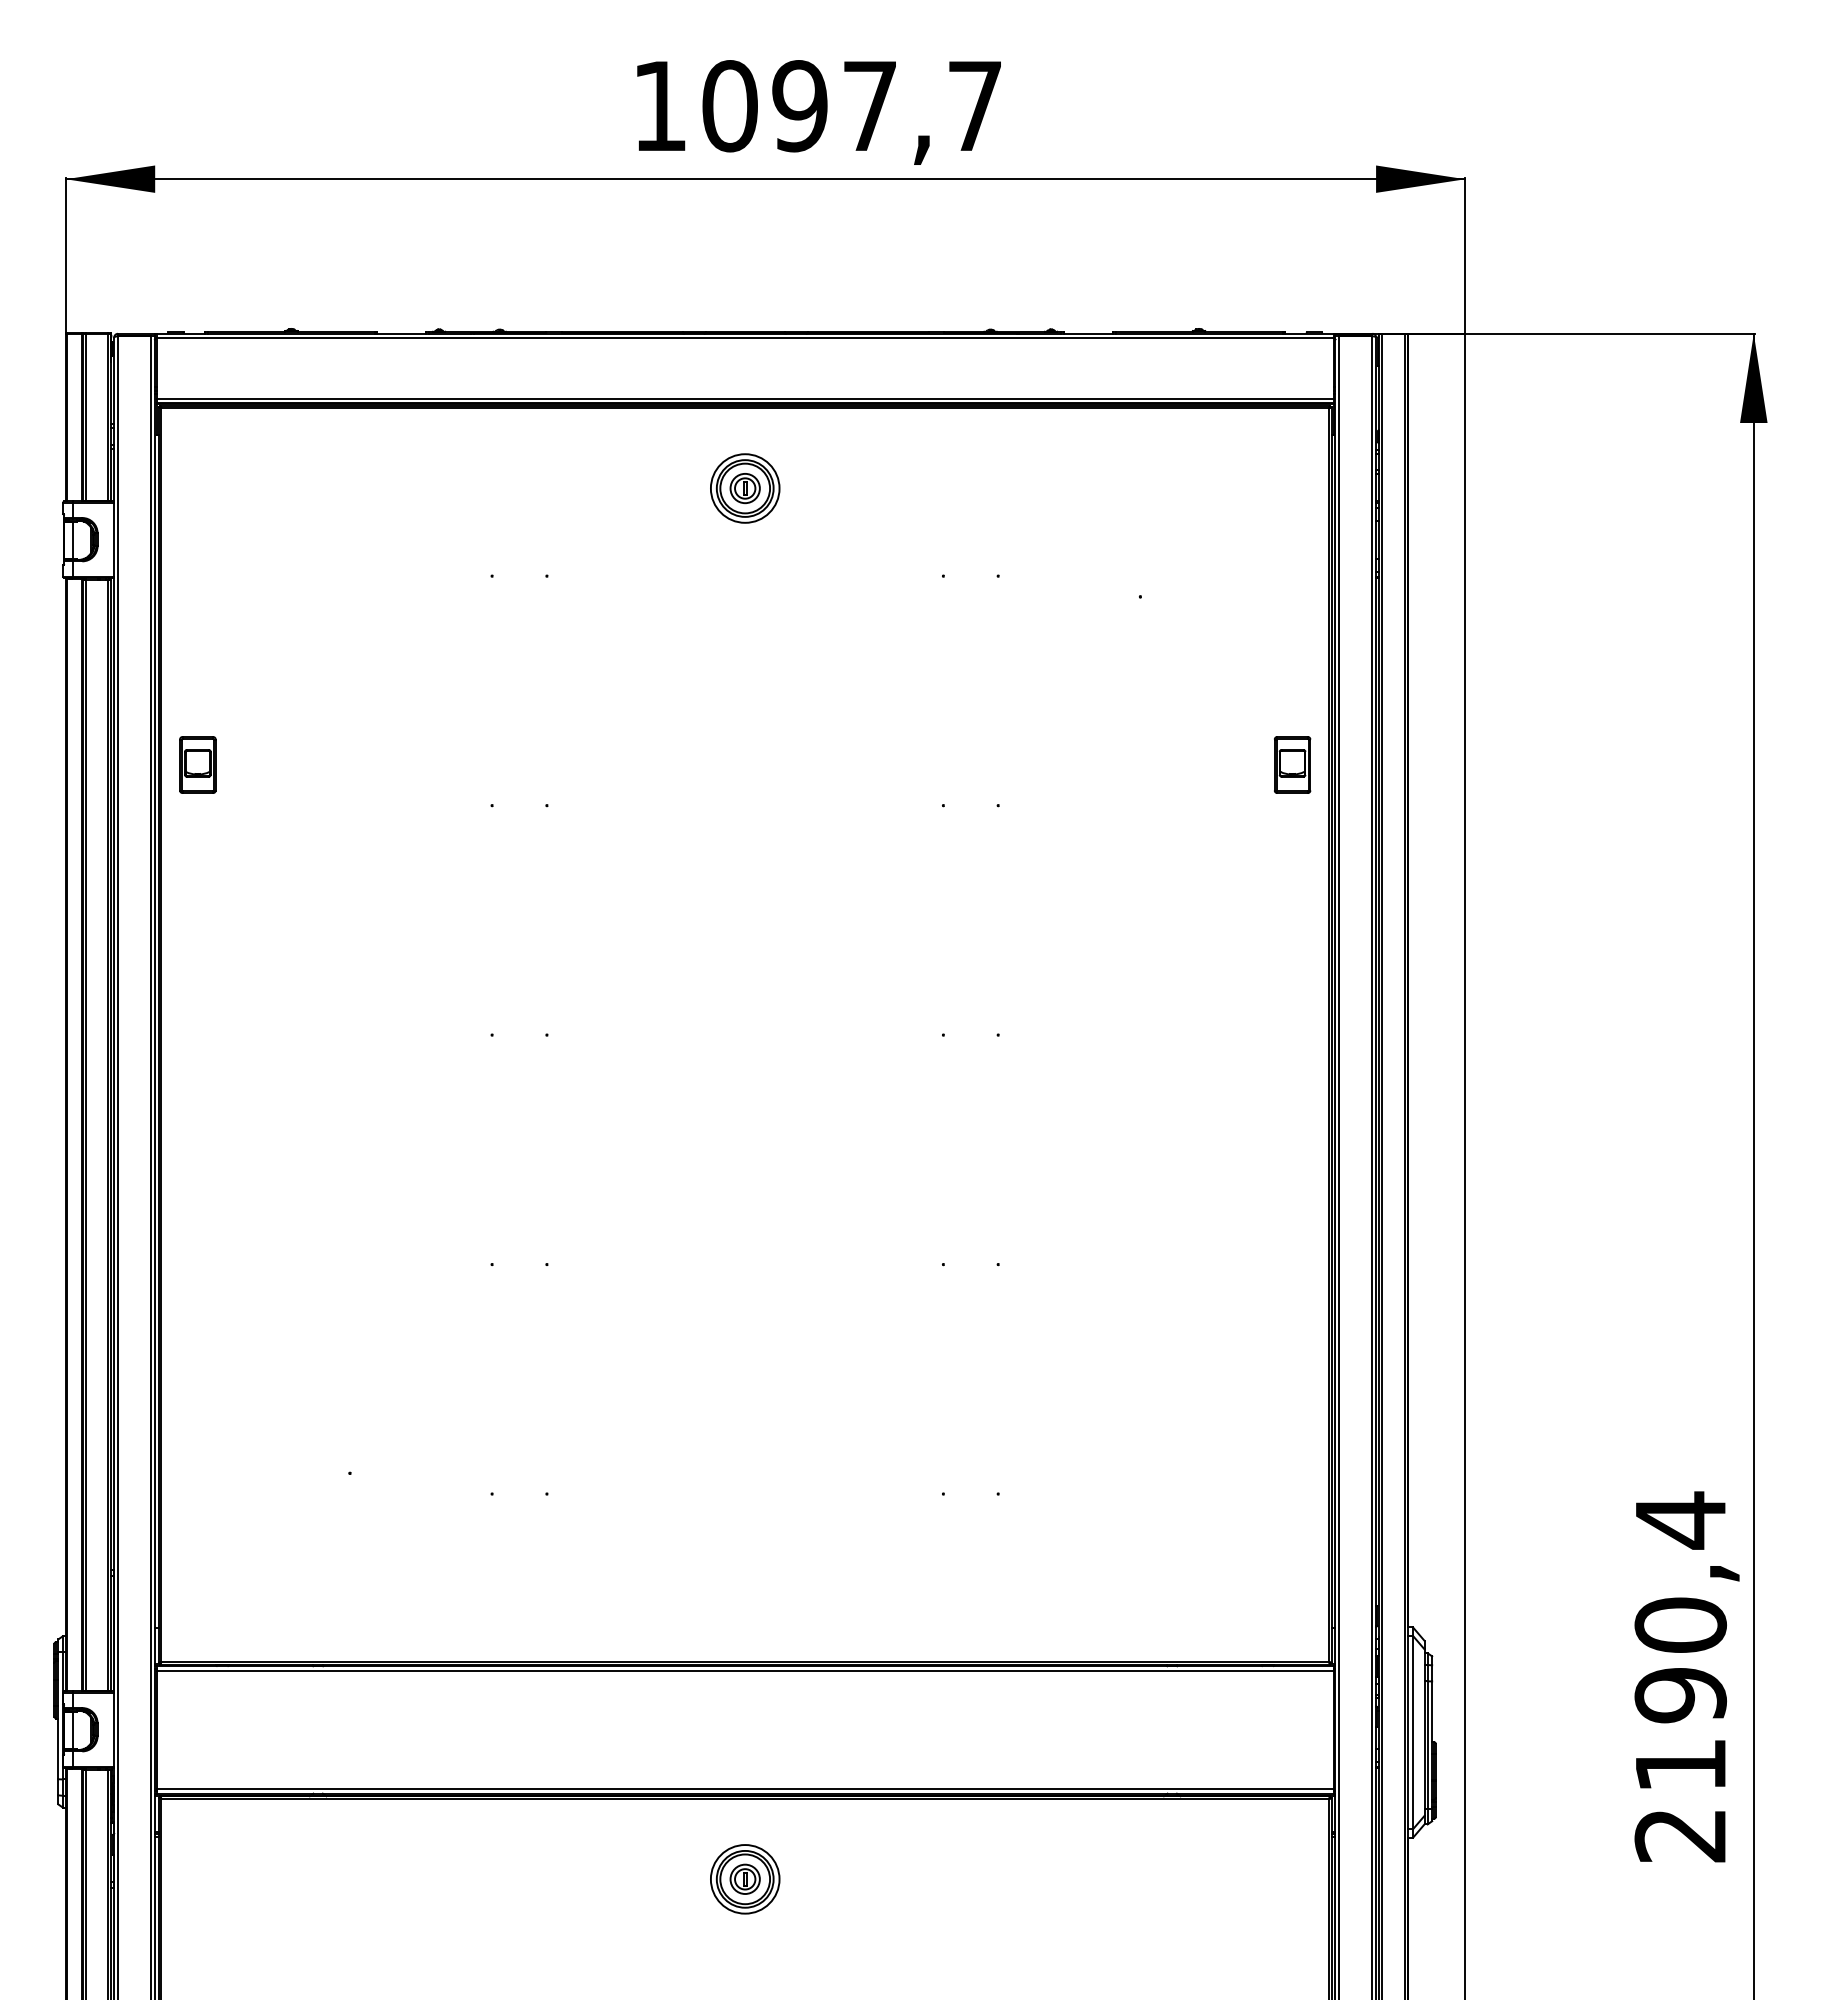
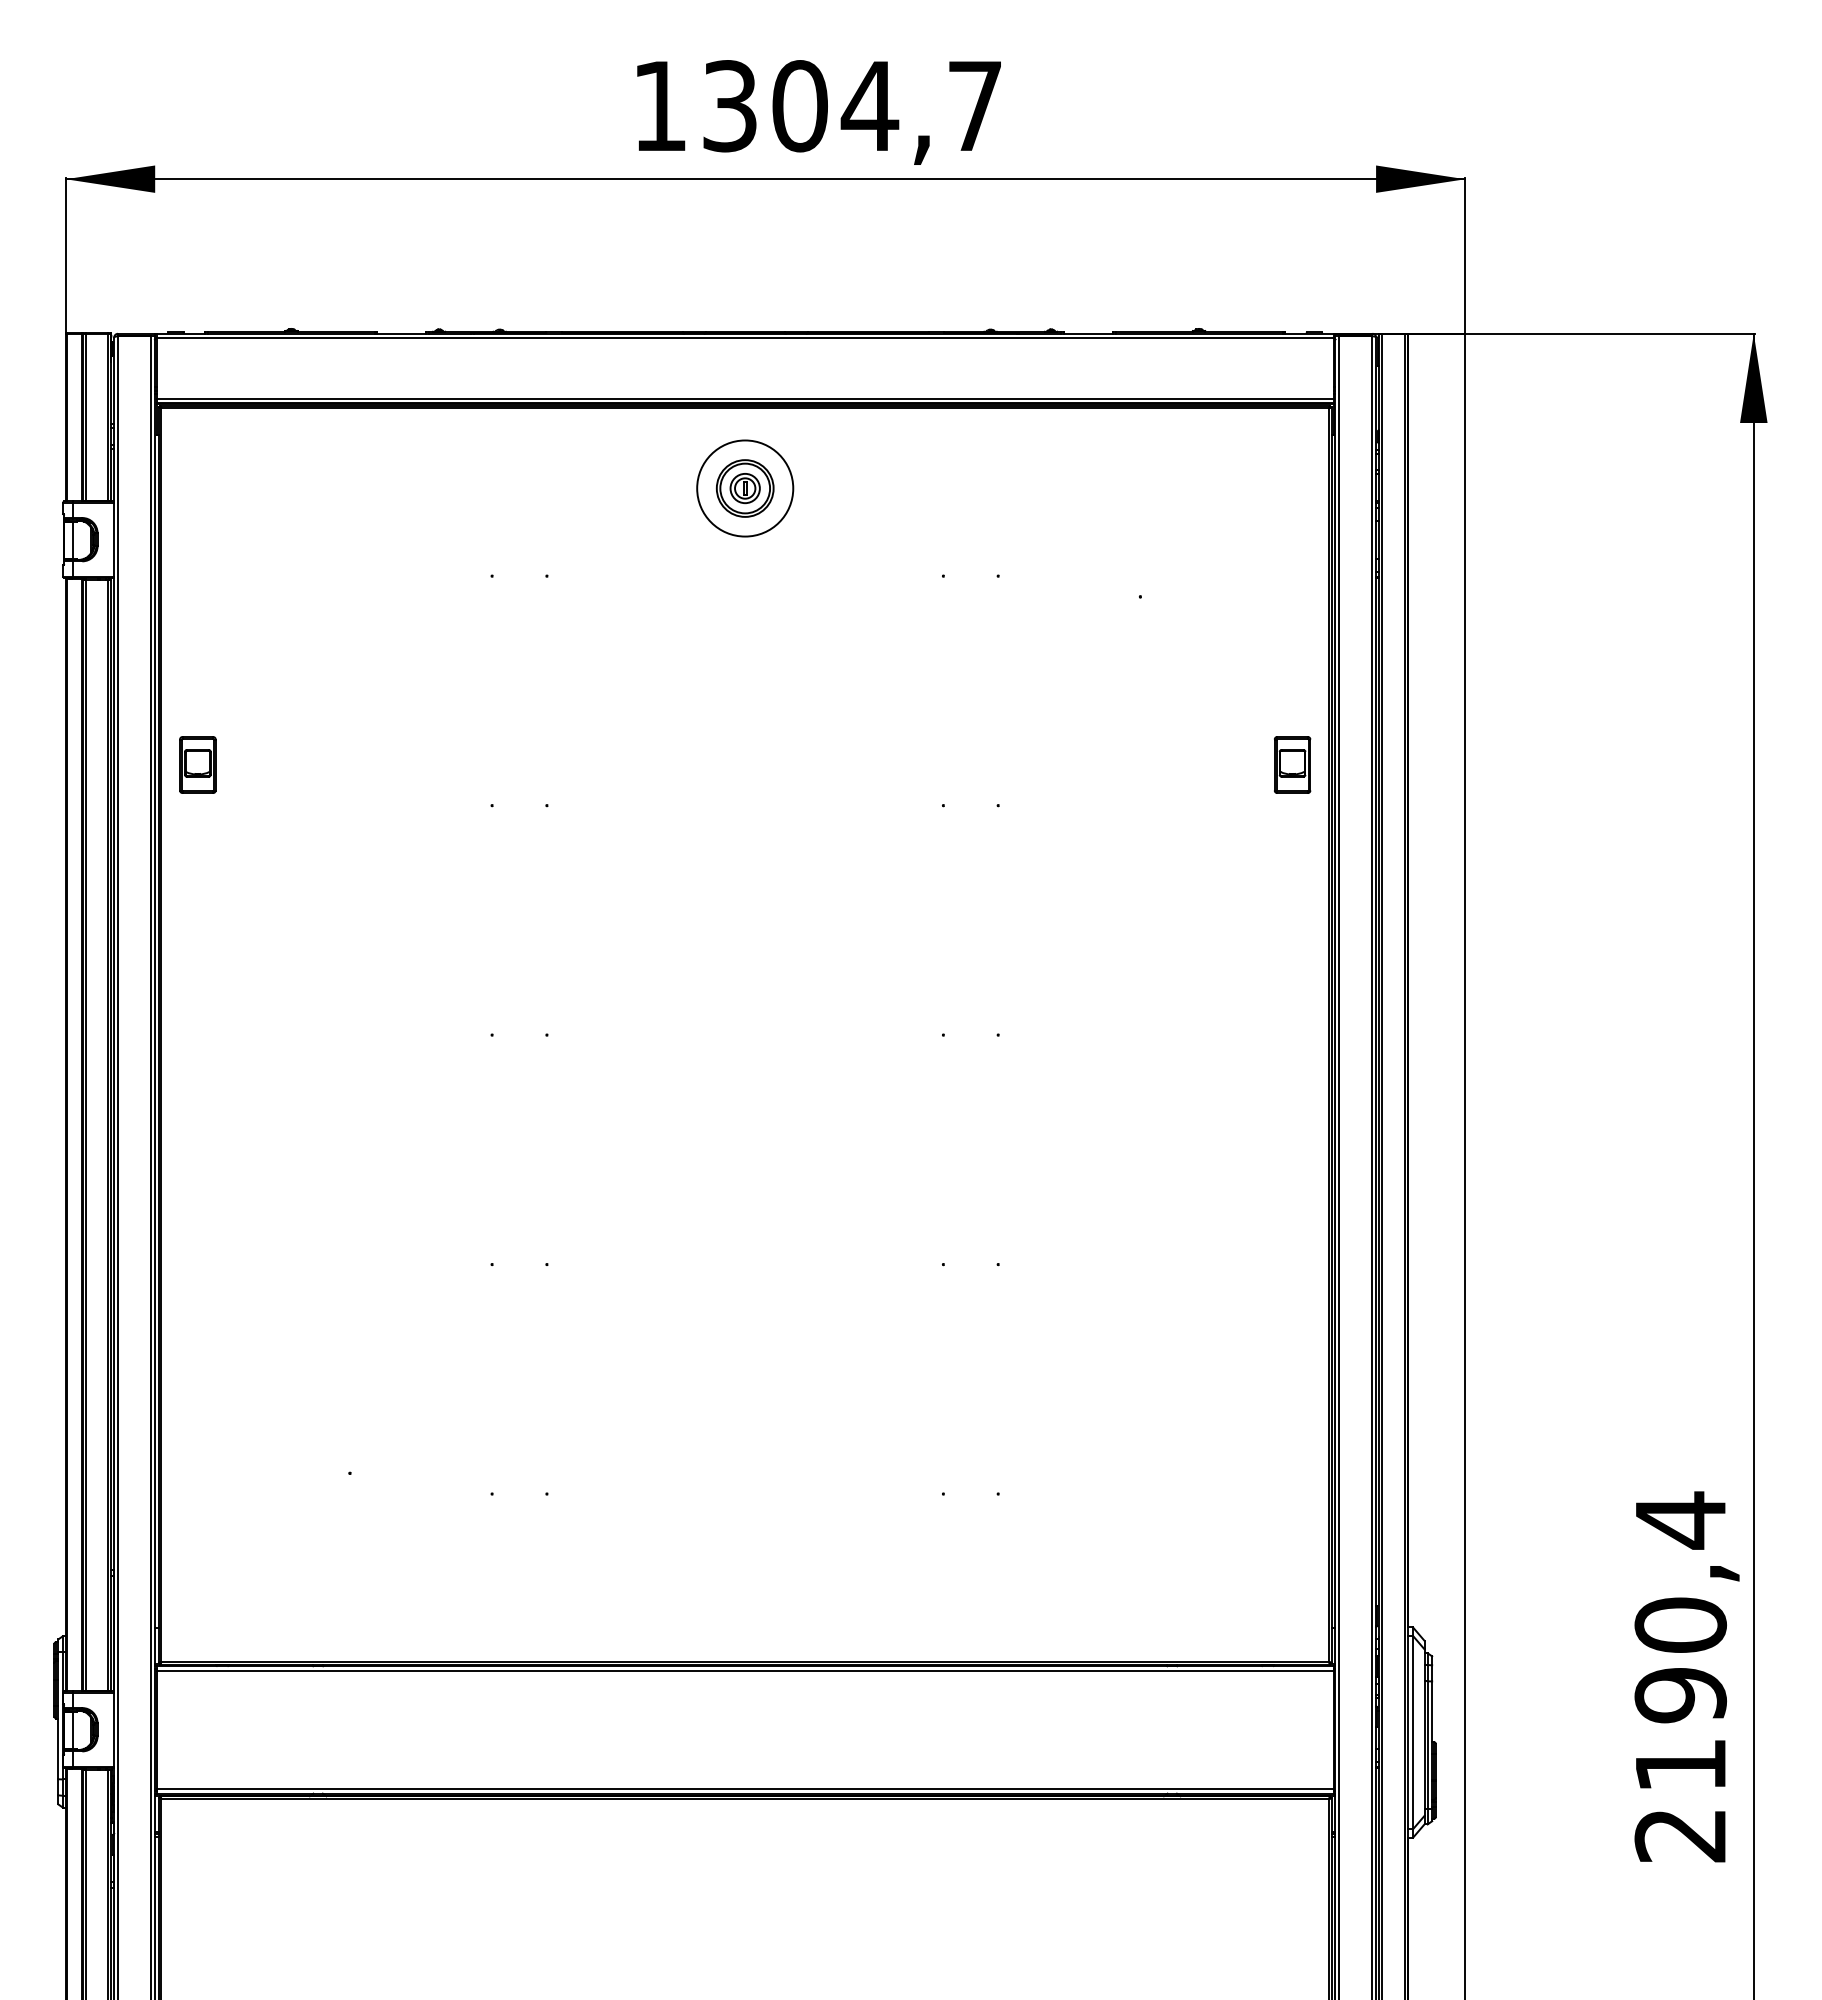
text: 1097,7 -> 1304,7 (800, 106)
circle diameter: 69 px -> 96 px (745, 488)
part: present -> none (745, 1879)
